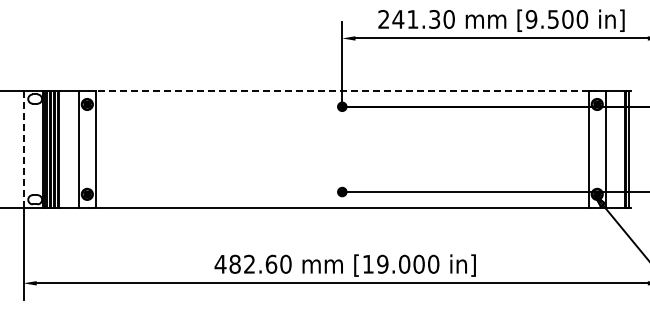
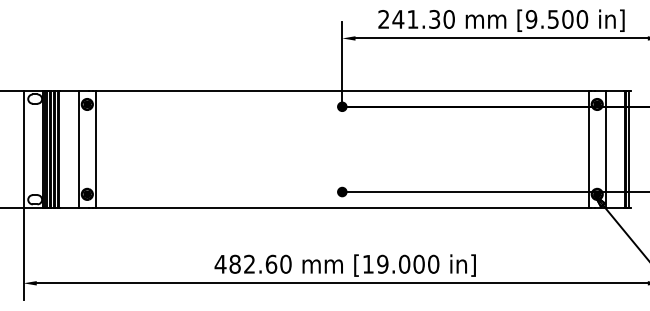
line: dashed -> solid (341, 91)
line: dashed -> solid (23, 149)
